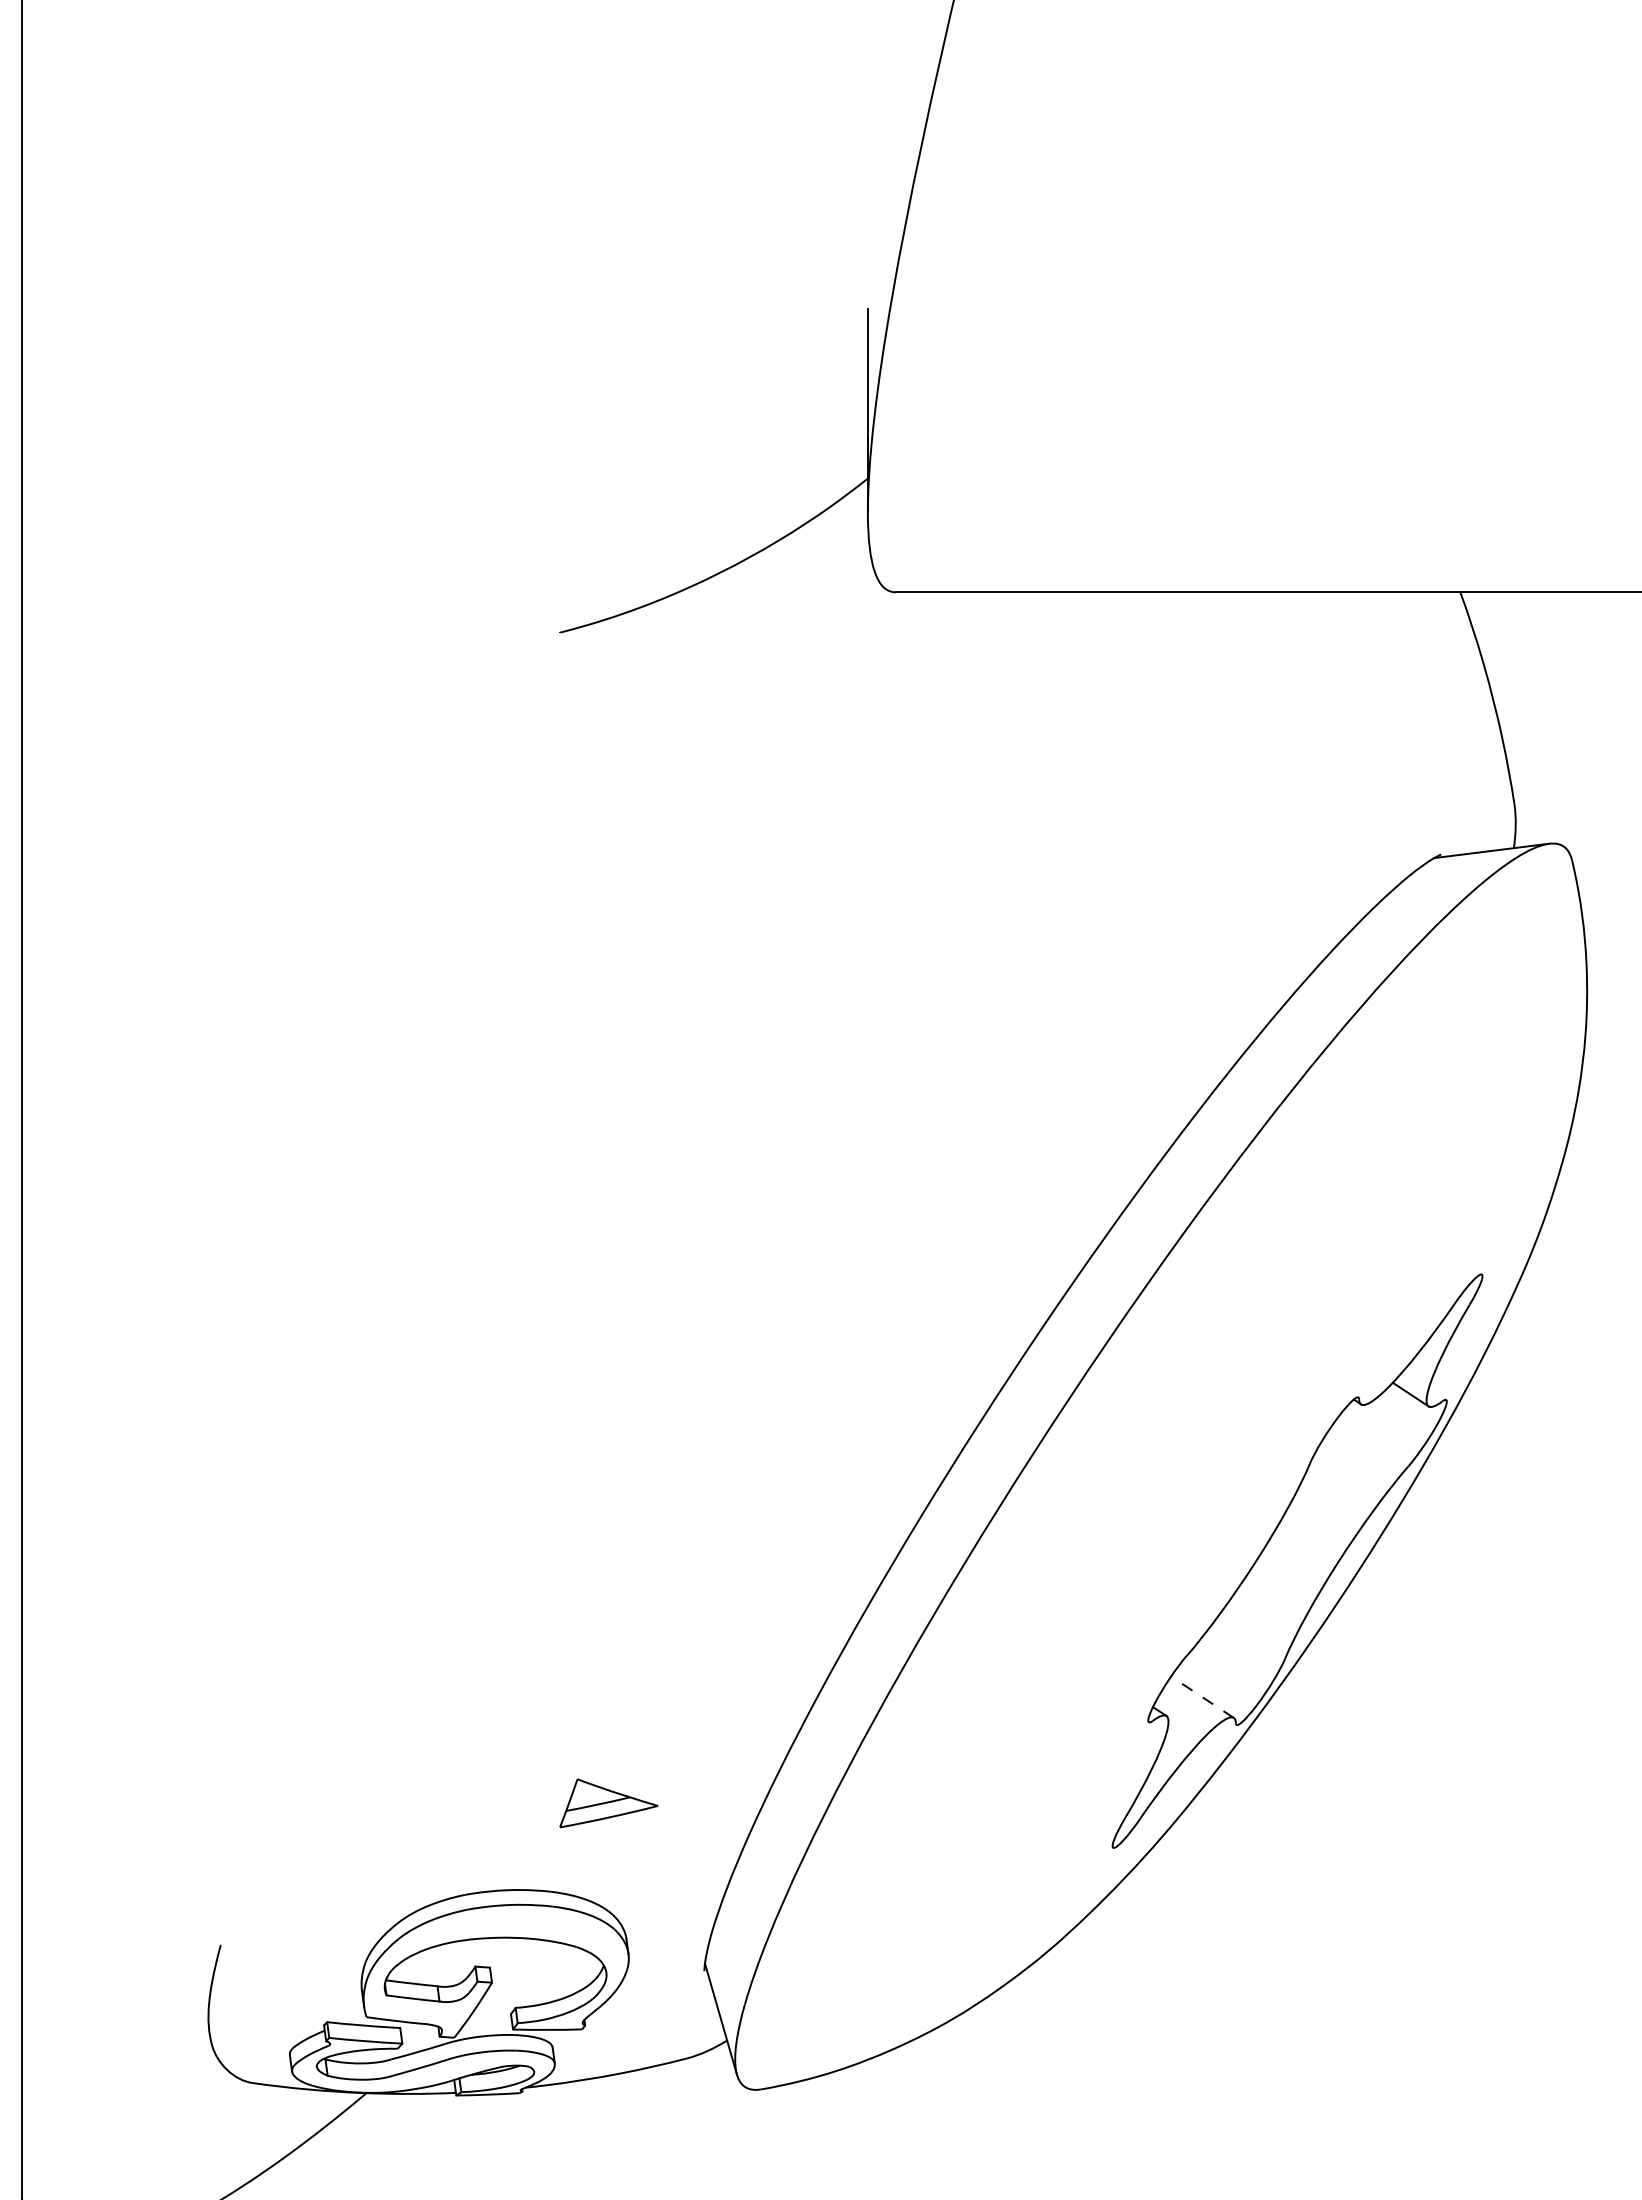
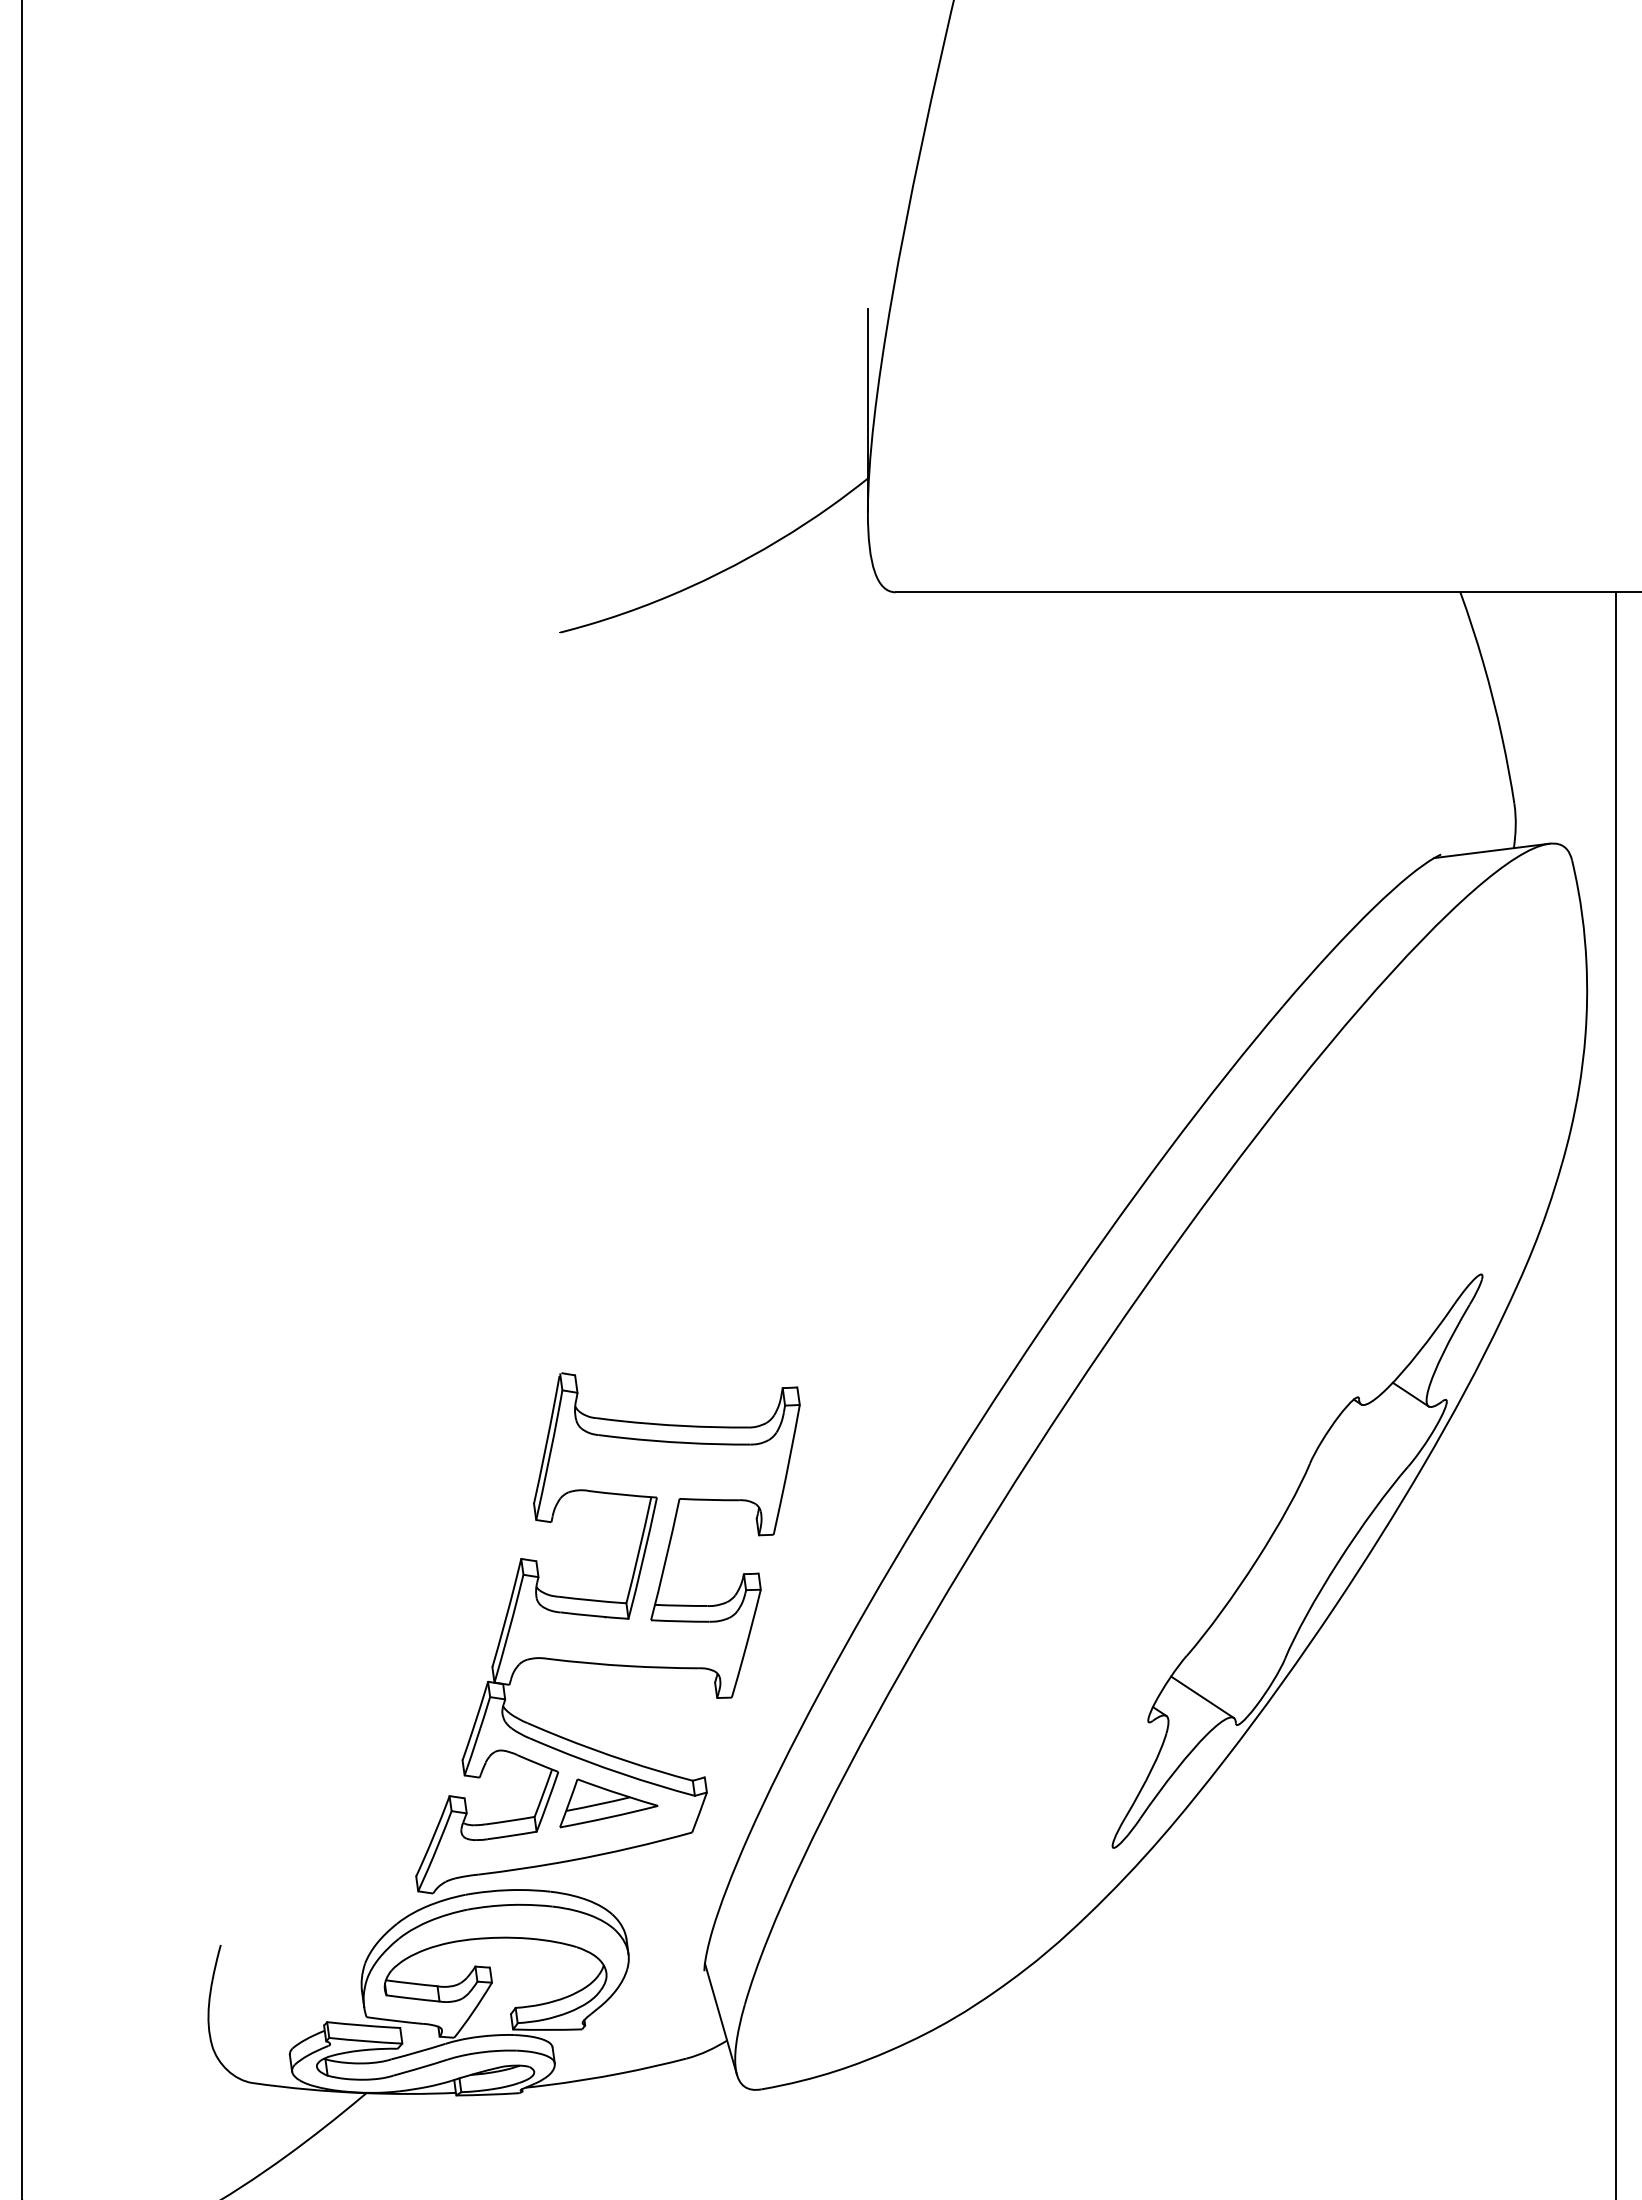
line: none -> present (1615, 1394)
part: none -> present (607, 1633)
line: dashed -> solid (1202, 1697)
